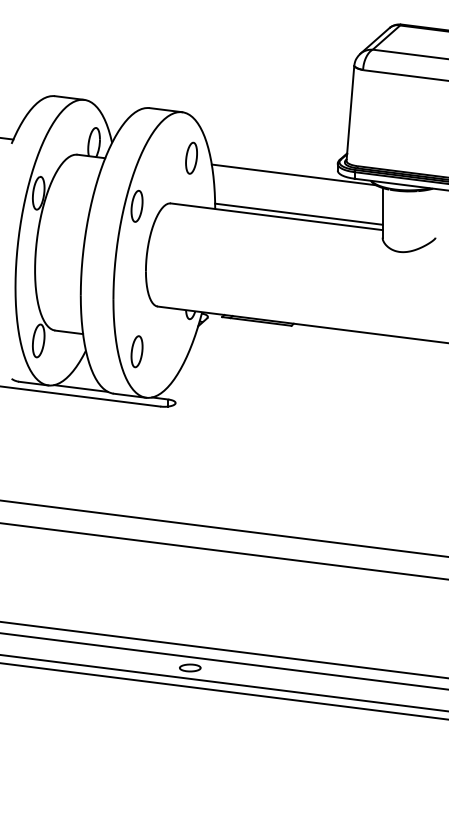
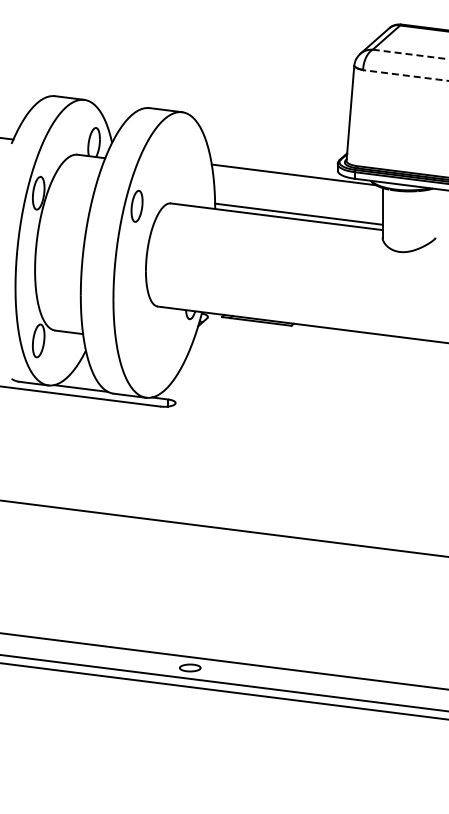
line: solid -> dashed (410, 54)
line: solid -> dashed (405, 75)
part: present -> none (191, 157)
part: present -> none (136, 351)
line: present -> none (223, 551)
line: present -> none (223, 649)
